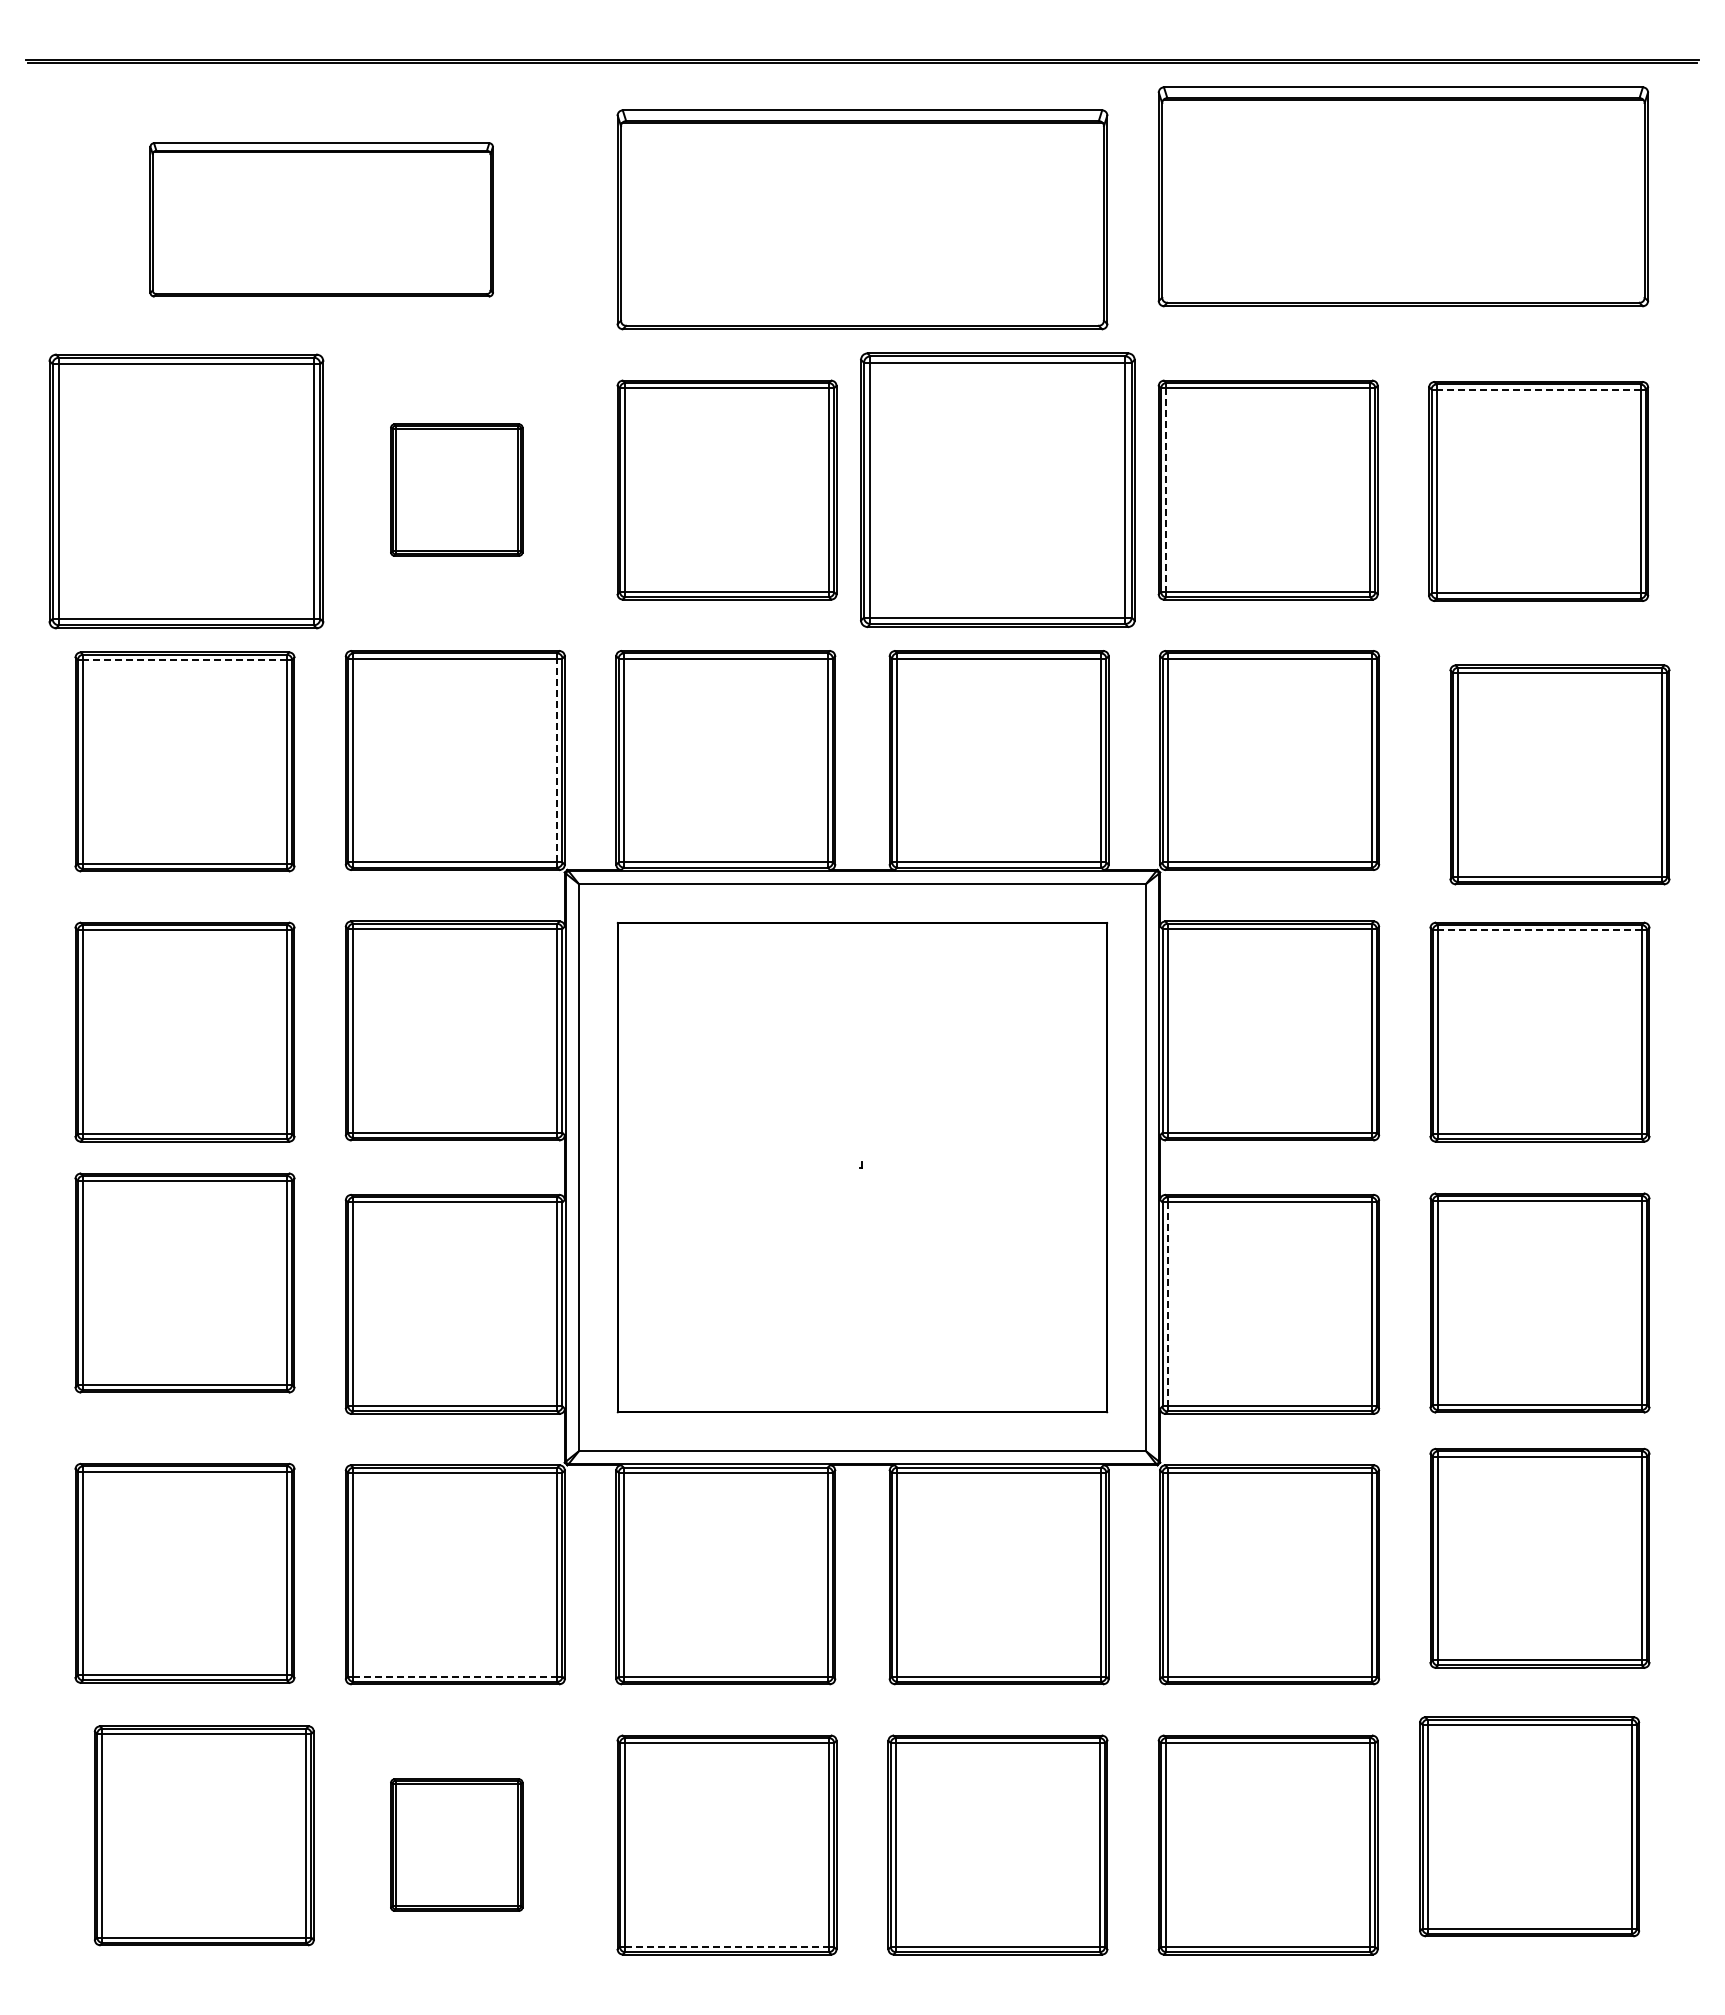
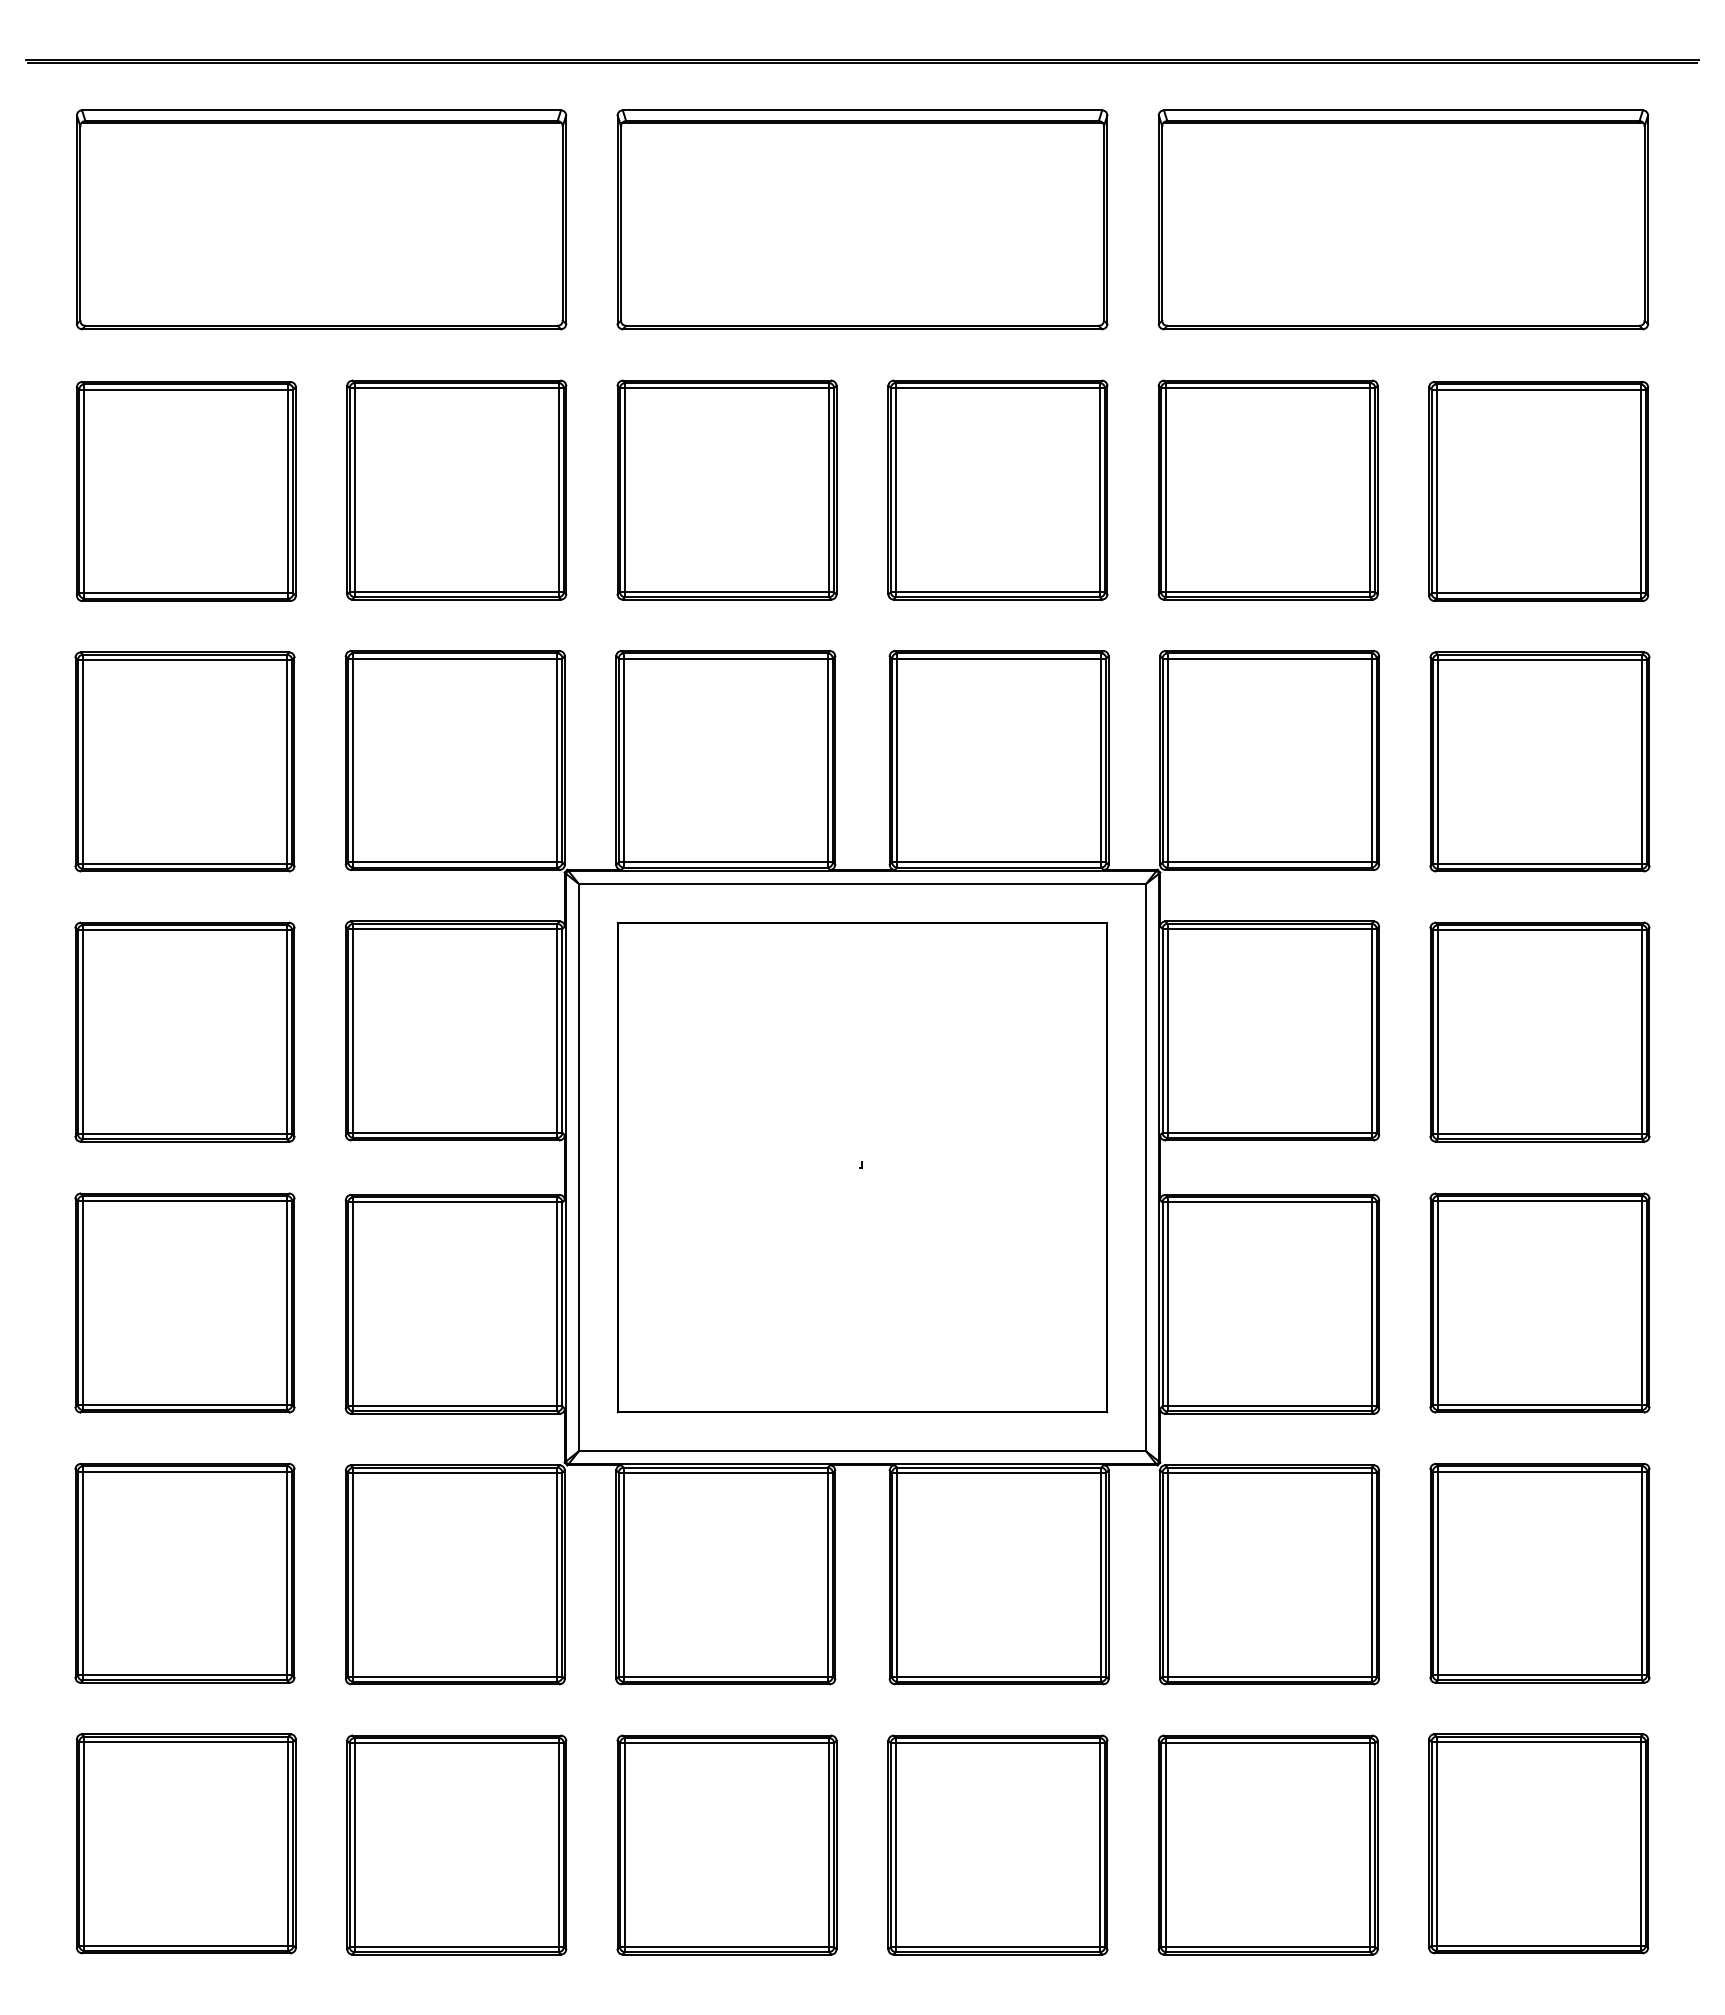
part position: (1403, 196) -> (1403, 219) (1403, 219)
part size: 345x156 px -> 492x222 px (321, 219)
line: dashed -> solid (1538, 389)
part size: 134x134 px -> 222x222 px (456, 489)
part size: 276x277 px -> 222x222 px (997, 489)
line: dashed -> solid (1166, 490)
part size: 277x277 px -> 222x221 px (185, 491)
line: dashed -> solid (185, 659)
line: dashed -> solid (557, 760)
part position: (1559, 774) -> (1539, 761) (1539, 761)
line: dashed -> solid (1539, 930)
part position: (184, 1282) -> (184, 1302) (184, 1302)
line: dashed -> solid (1167, 1304)
part position: (1539, 1557) -> (1539, 1572) (1539, 1572)
line: dashed -> solid (455, 1676)
part position: (1529, 1826) -> (1538, 1843) (1538, 1843)
part position: (203, 1835) -> (185, 1843) (185, 1843)
part size: 134x134 px -> 222x222 px (456, 1844)
line: dashed -> solid (727, 1947)
